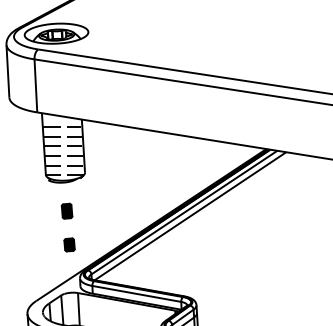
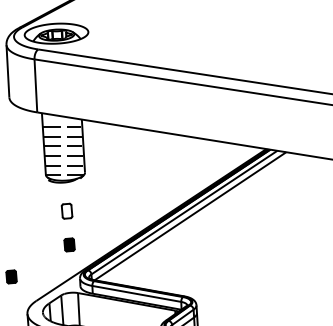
fill: present -> none (66, 210)
part: none -> present (11, 276)
